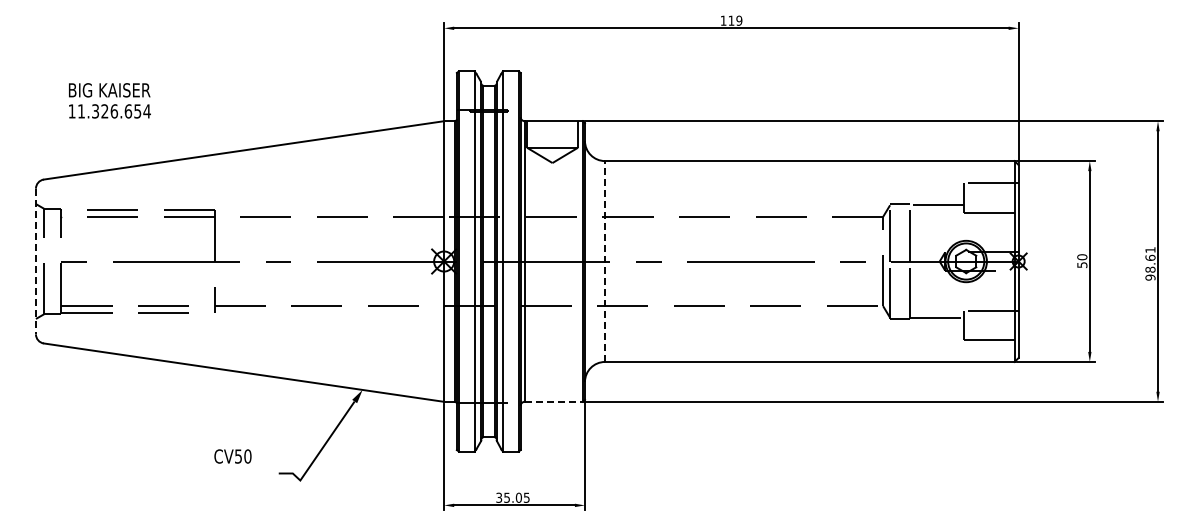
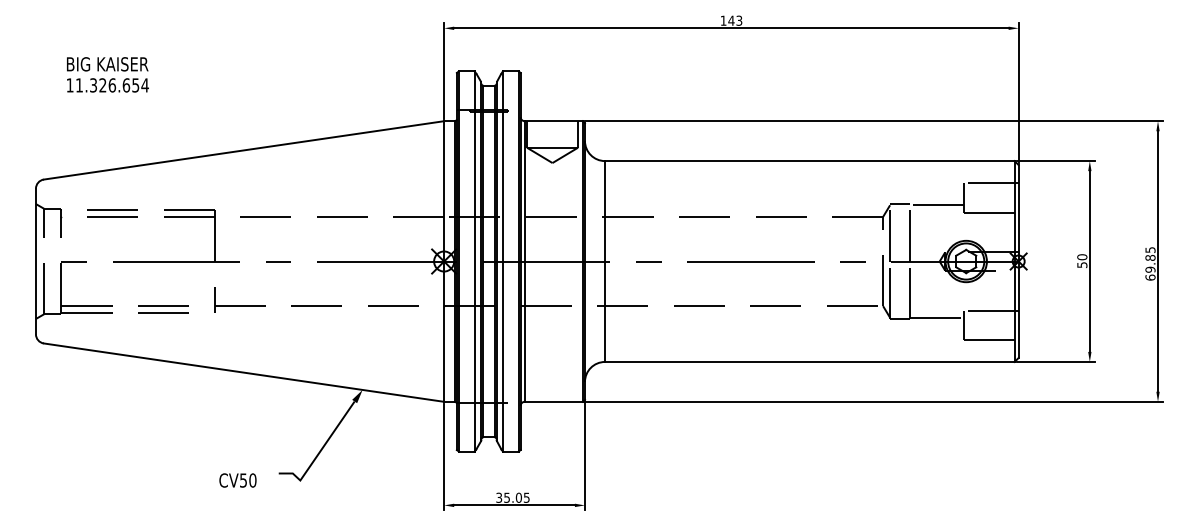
text: 119 -> 143 (735, 20)
text position: (109, 100) -> (107, 74) (107, 74)
line: dashed -> solid (35, 261)
line: dashed -> solid (605, 261)
text: 98.61 -> 69.85 (1150, 263)
line: dashed -> solid (554, 401)
text position: (232, 456) -> (237, 480) (237, 480)
